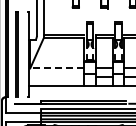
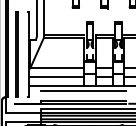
line: dashed -> solid (57, 68)
line: none -> present (56, 76)
line: none -> present (83, 90)
